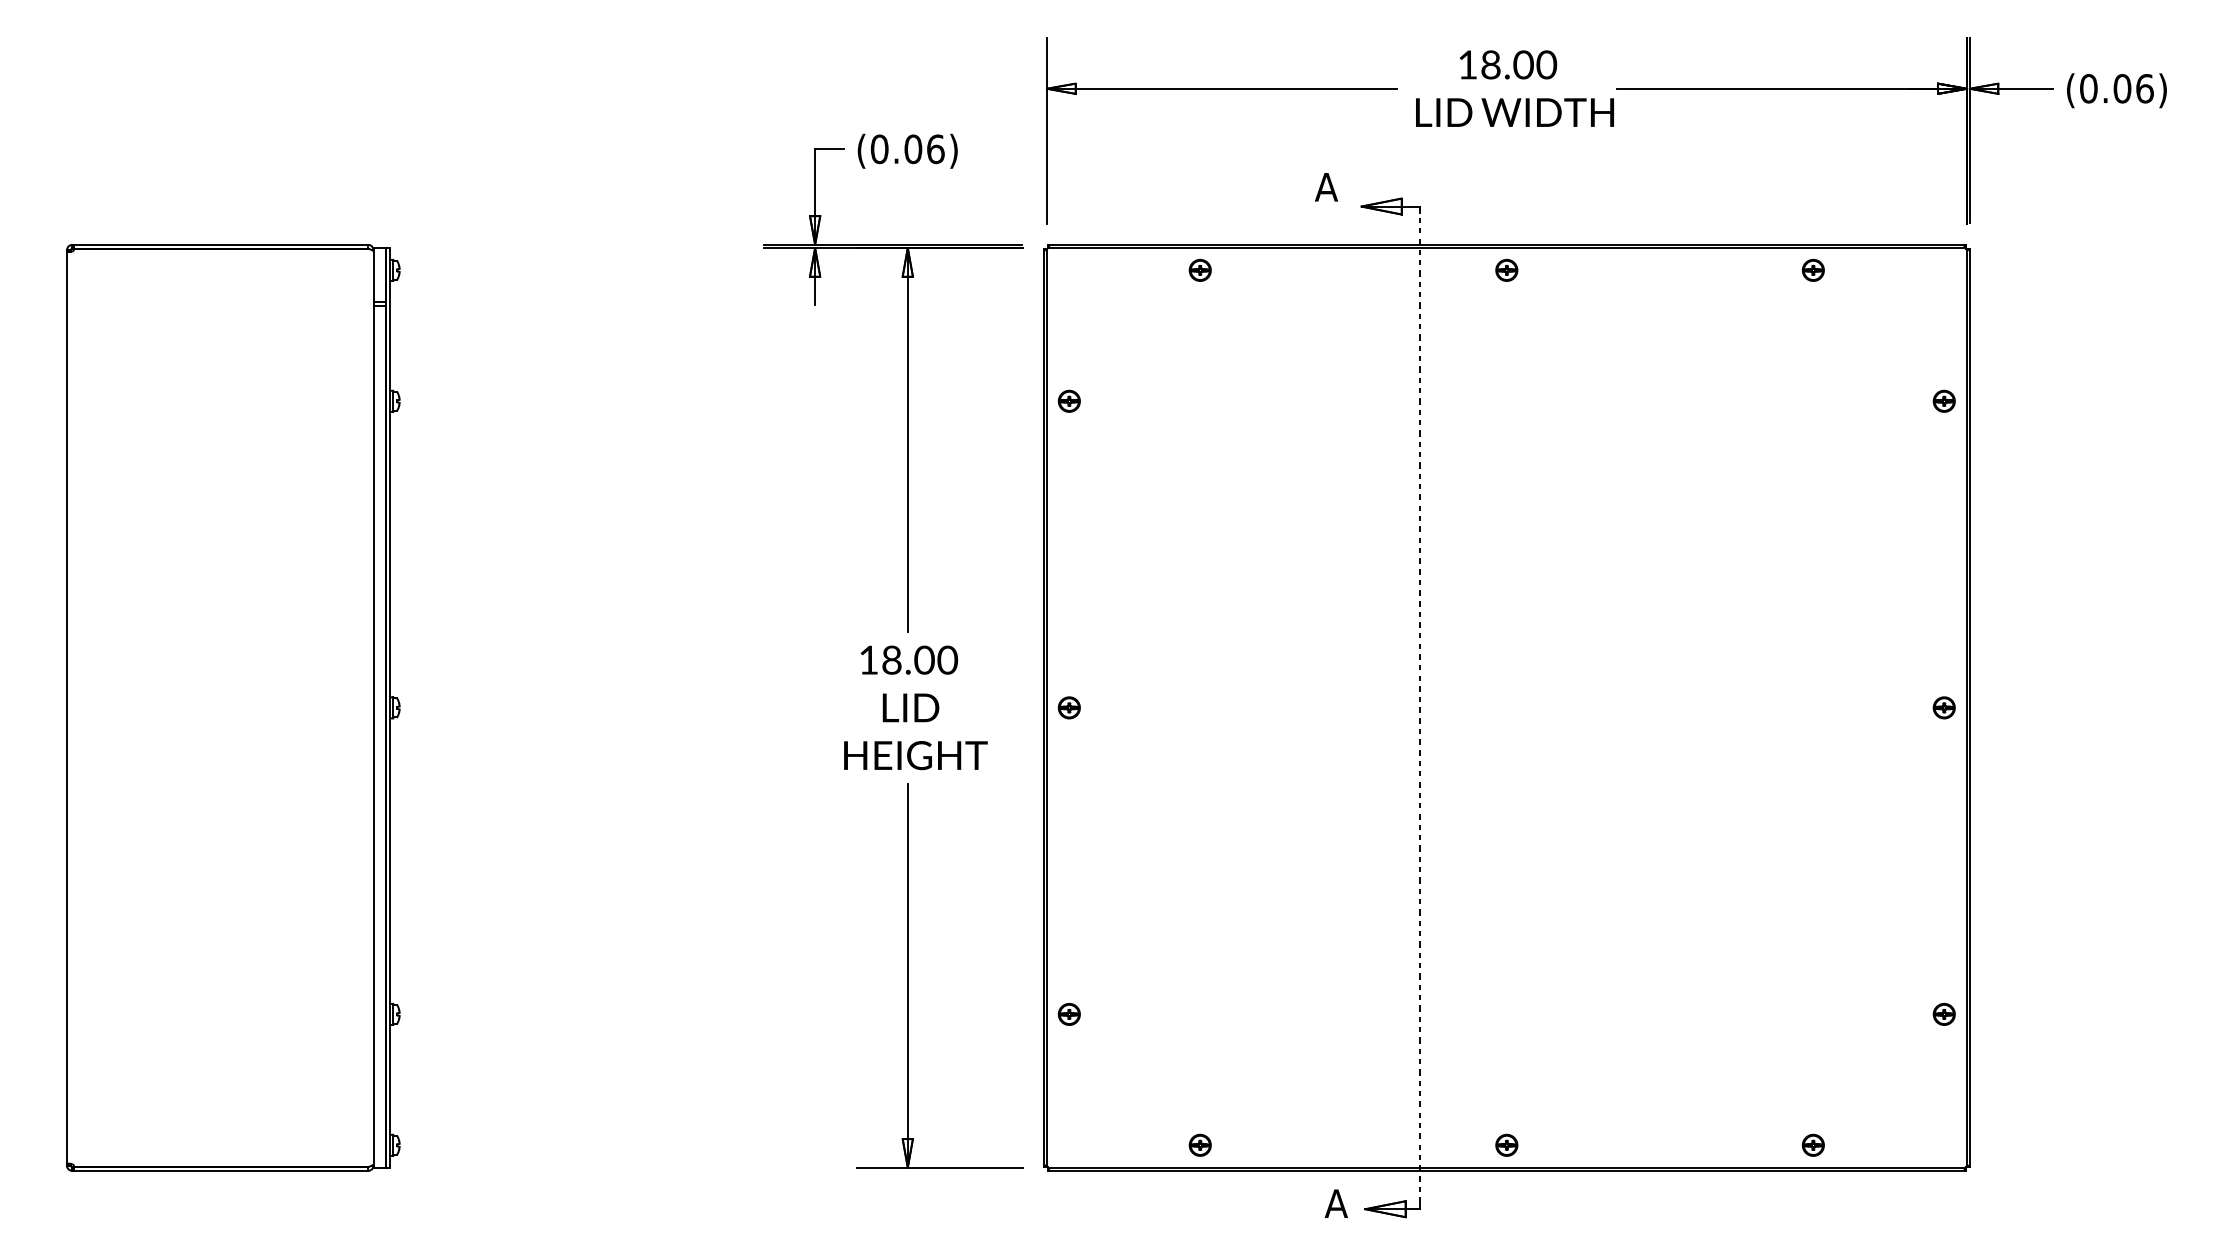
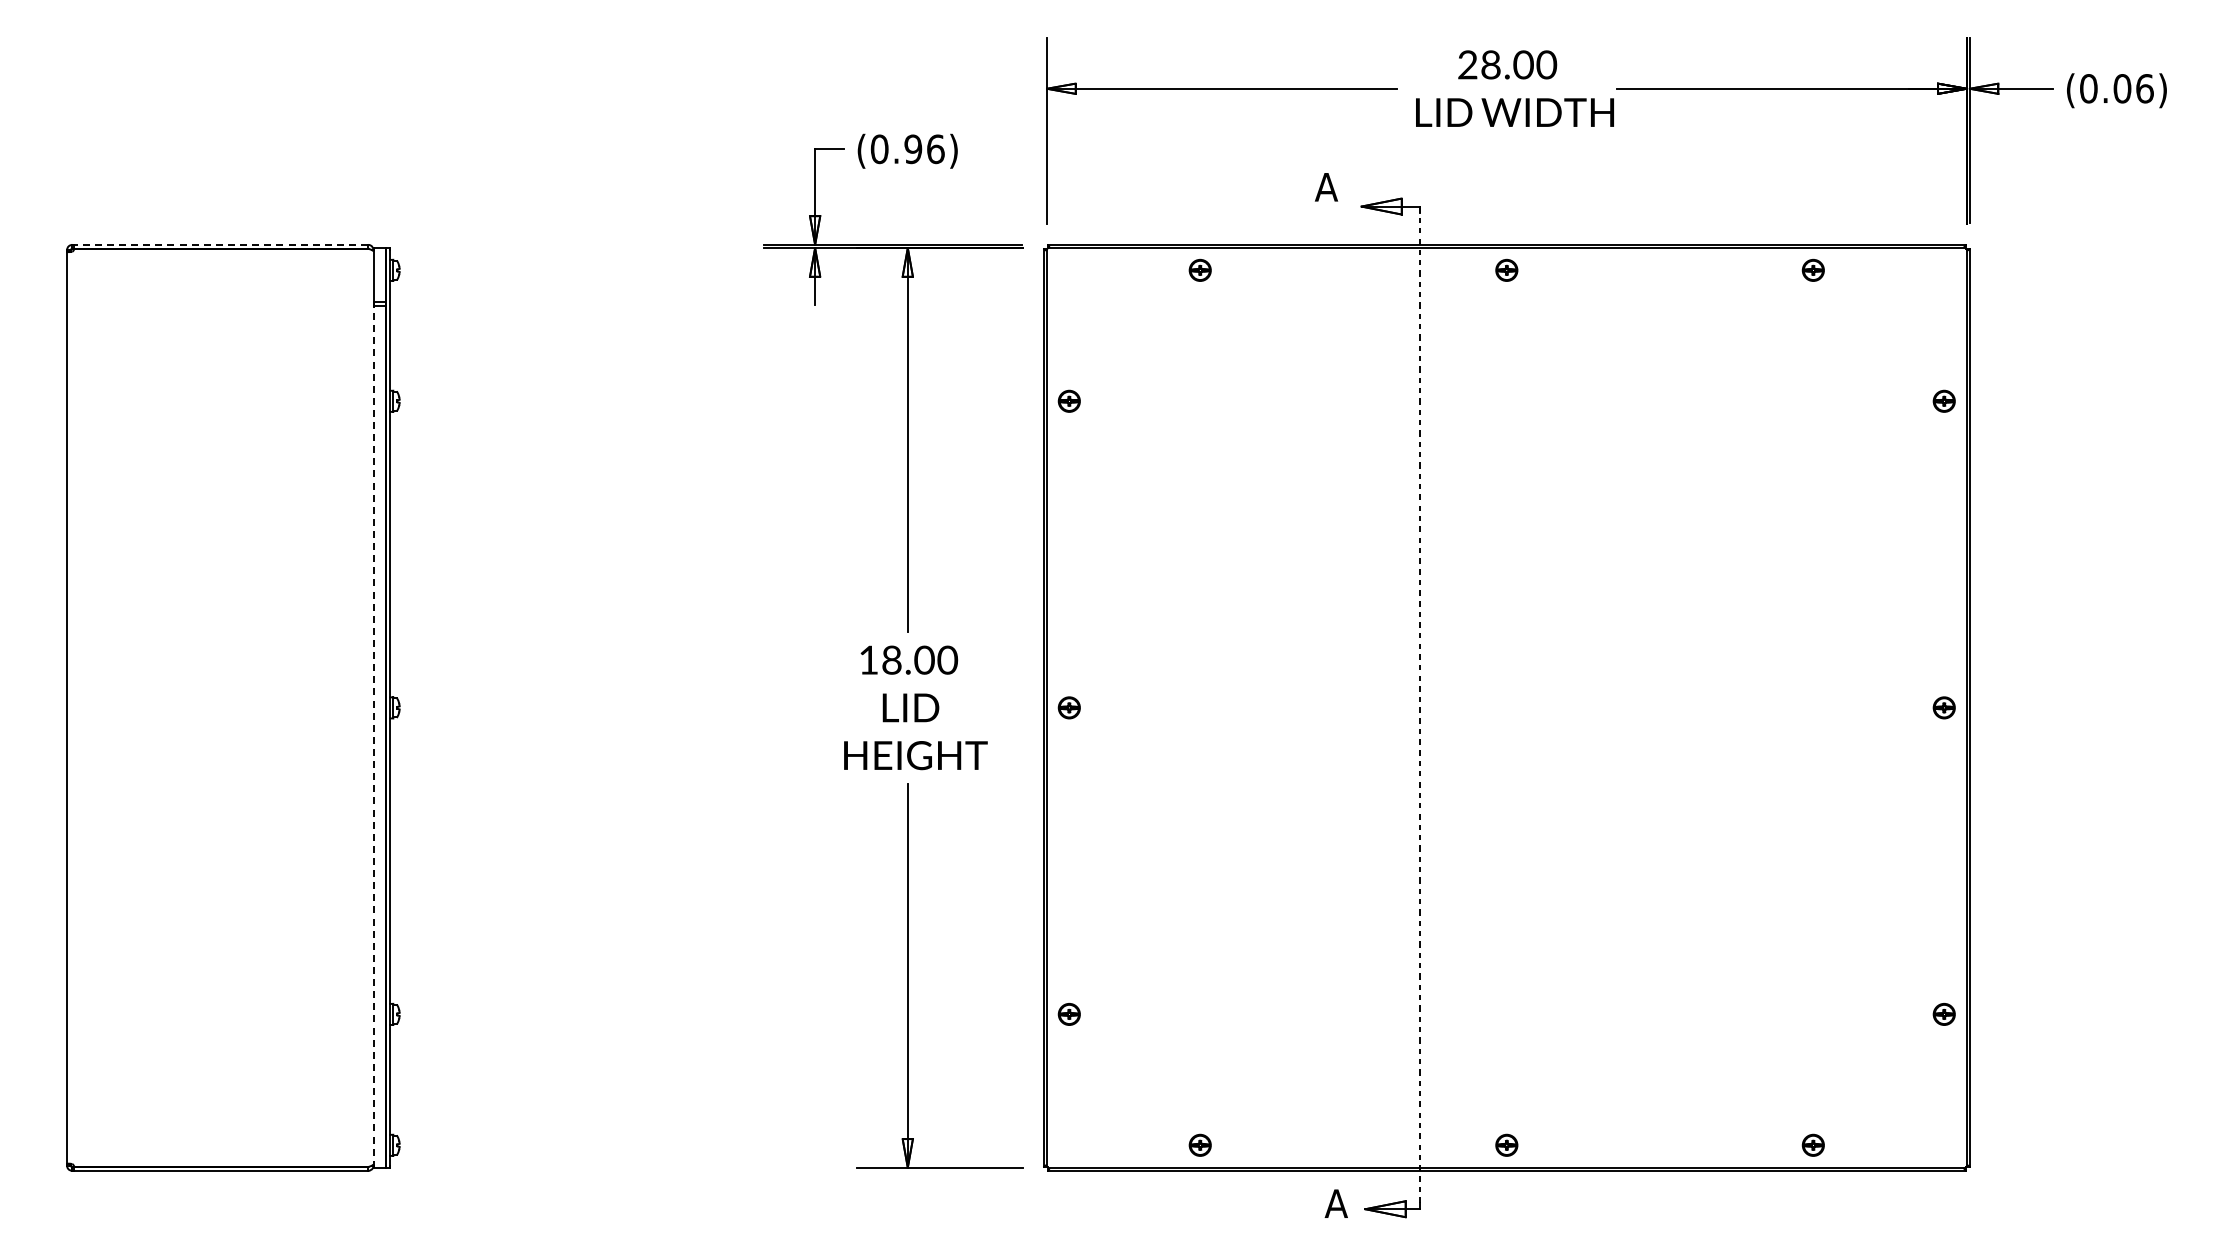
text: 18.00 -> 28.00 (1467, 64)
text: (0.06) -> (0.96) (913, 149)
line: solid -> dashed (221, 244)
line: solid -> dashed (373, 735)
